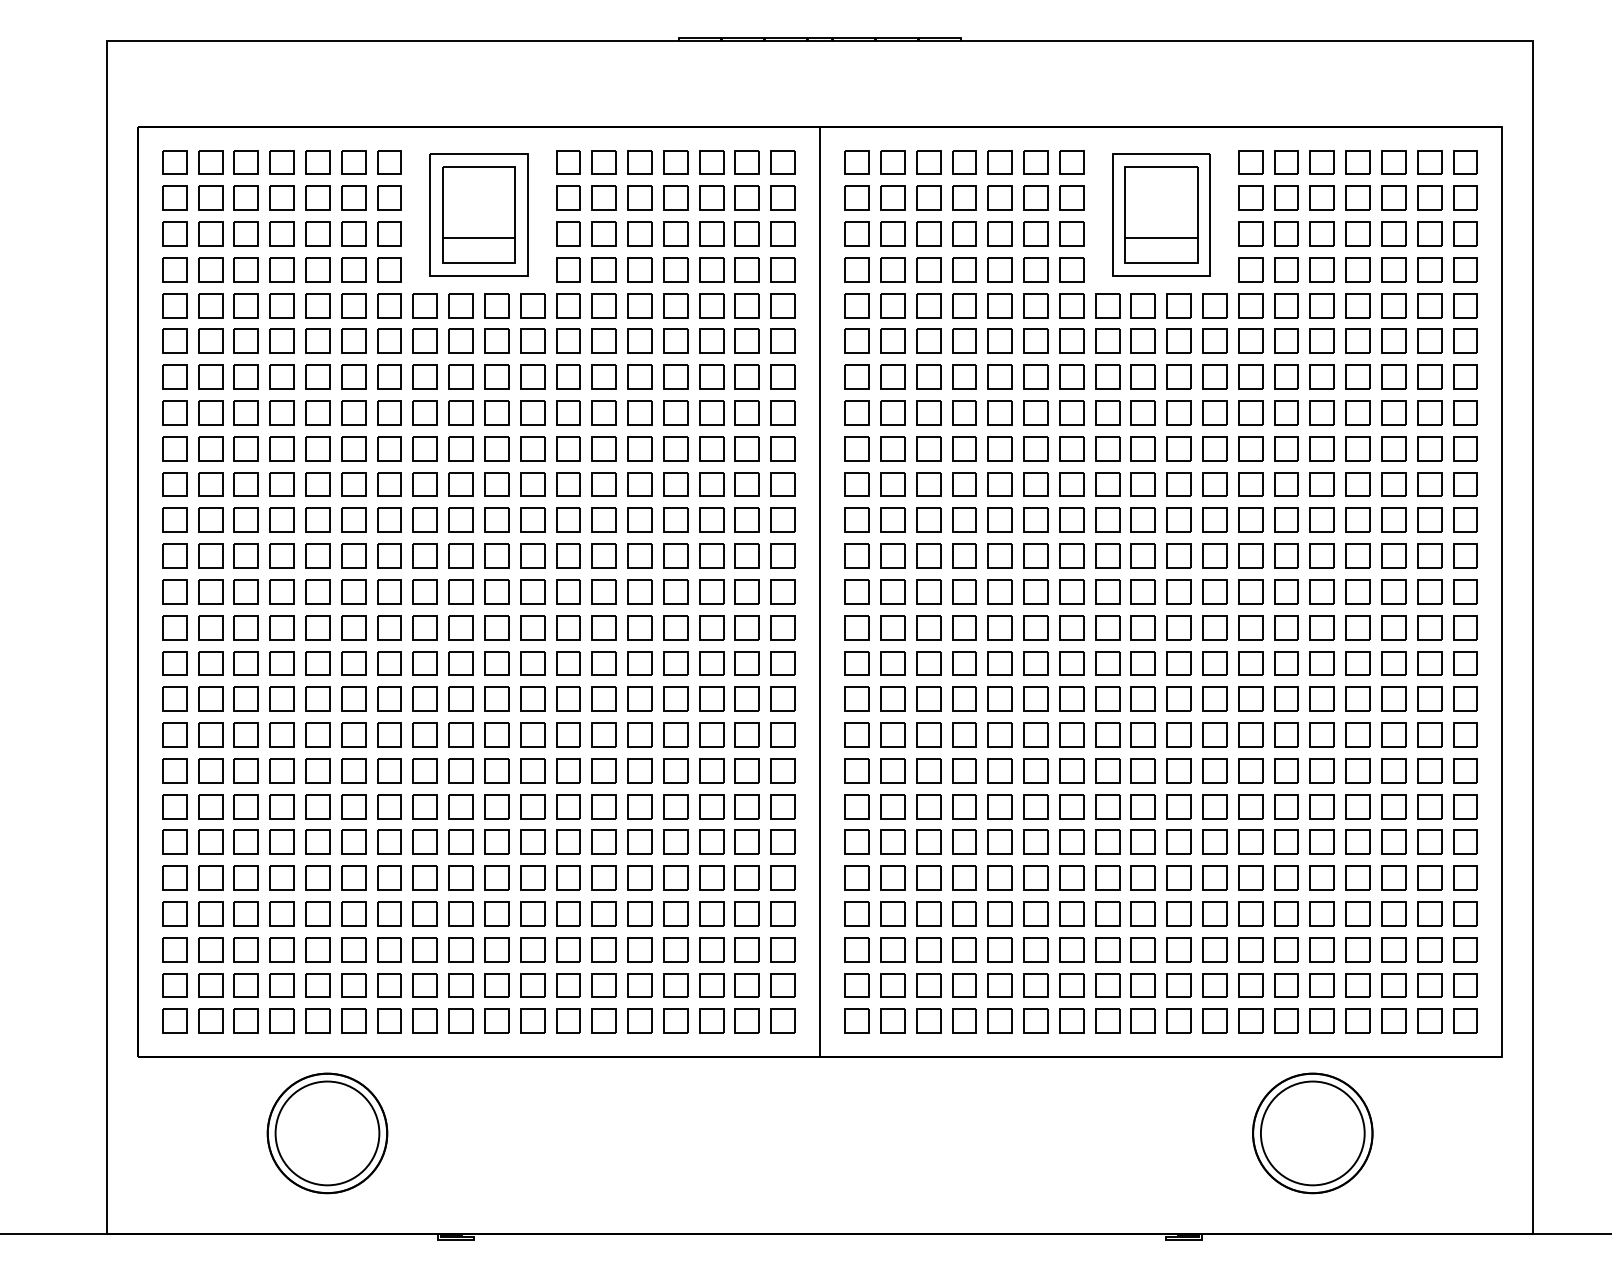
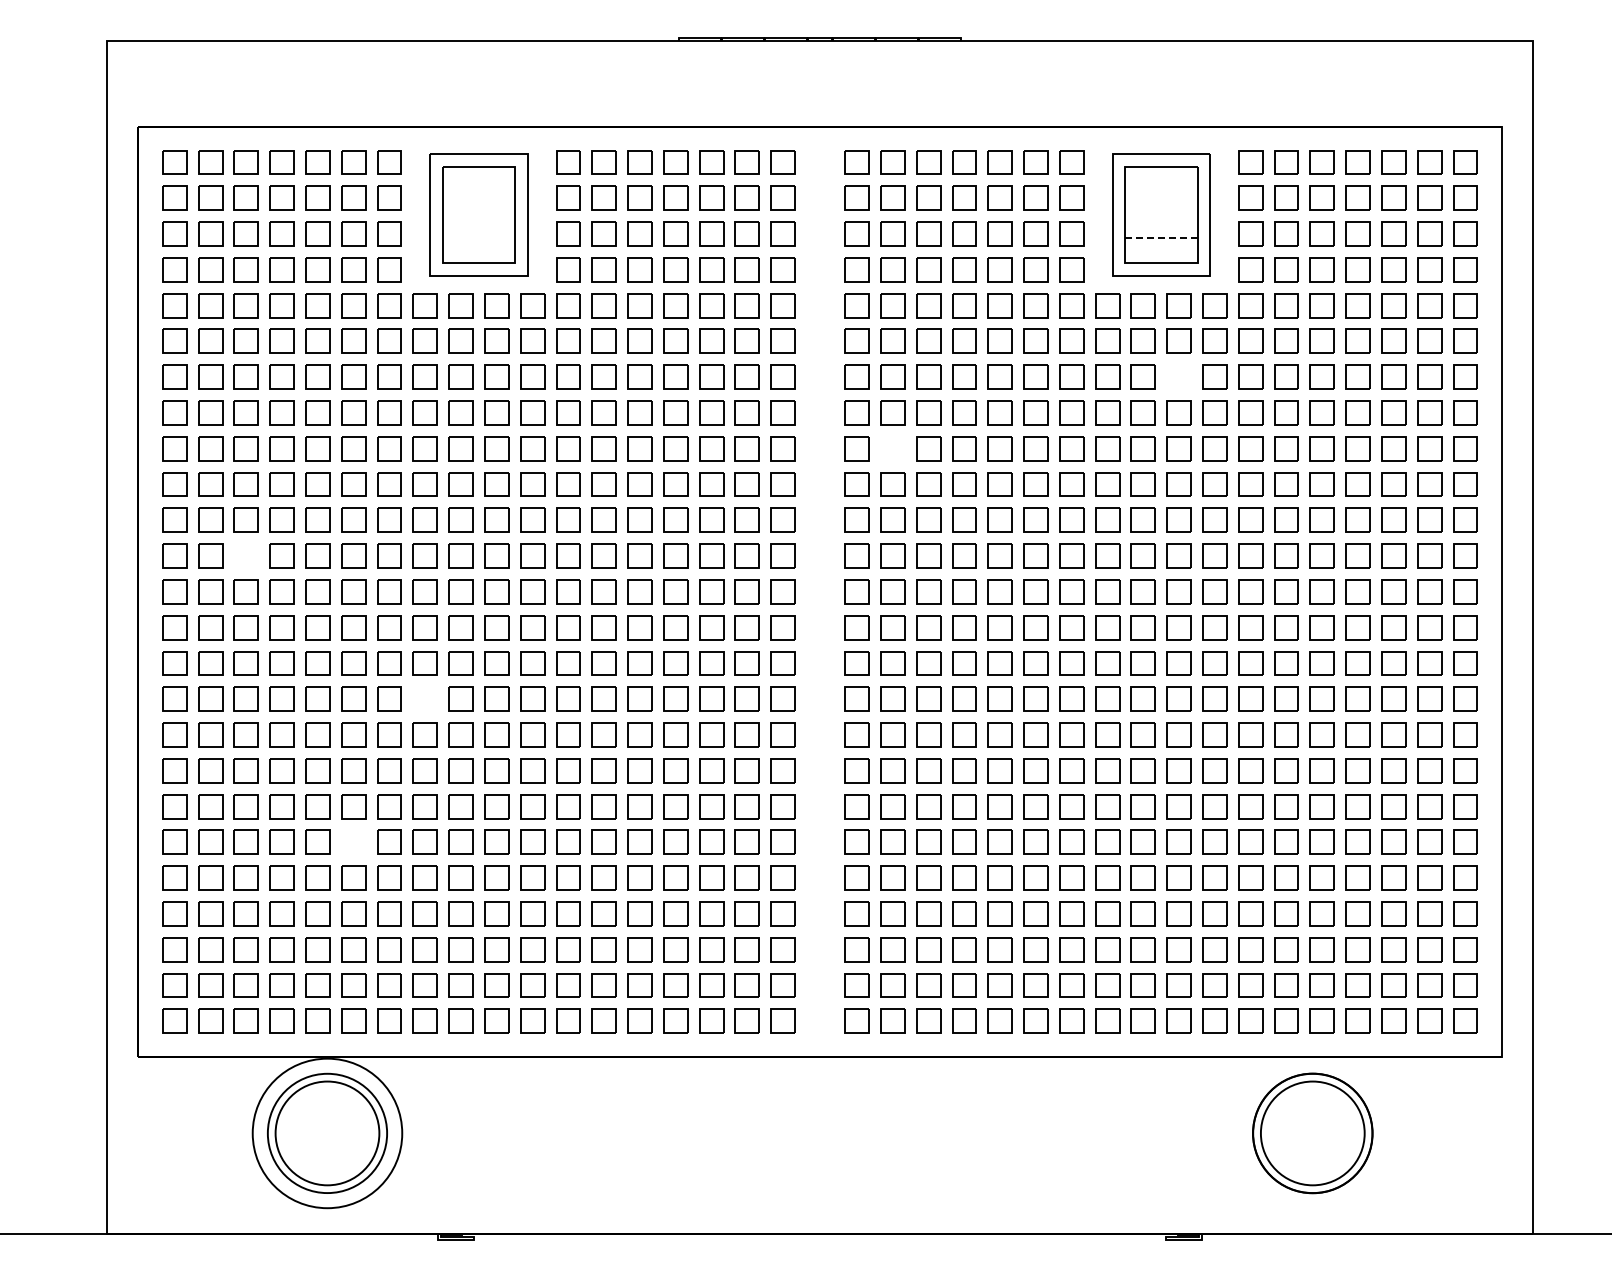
line: present -> none (478, 238)
line: solid -> dashed (1161, 238)
part: present -> none (1178, 376)
part: present -> none (892, 448)
part: present -> none (245, 555)
line: present -> none (820, 591)
part: present -> none (424, 698)
part: present -> none (353, 841)
circle diameter: 120 px -> 150 px (327, 1133)
